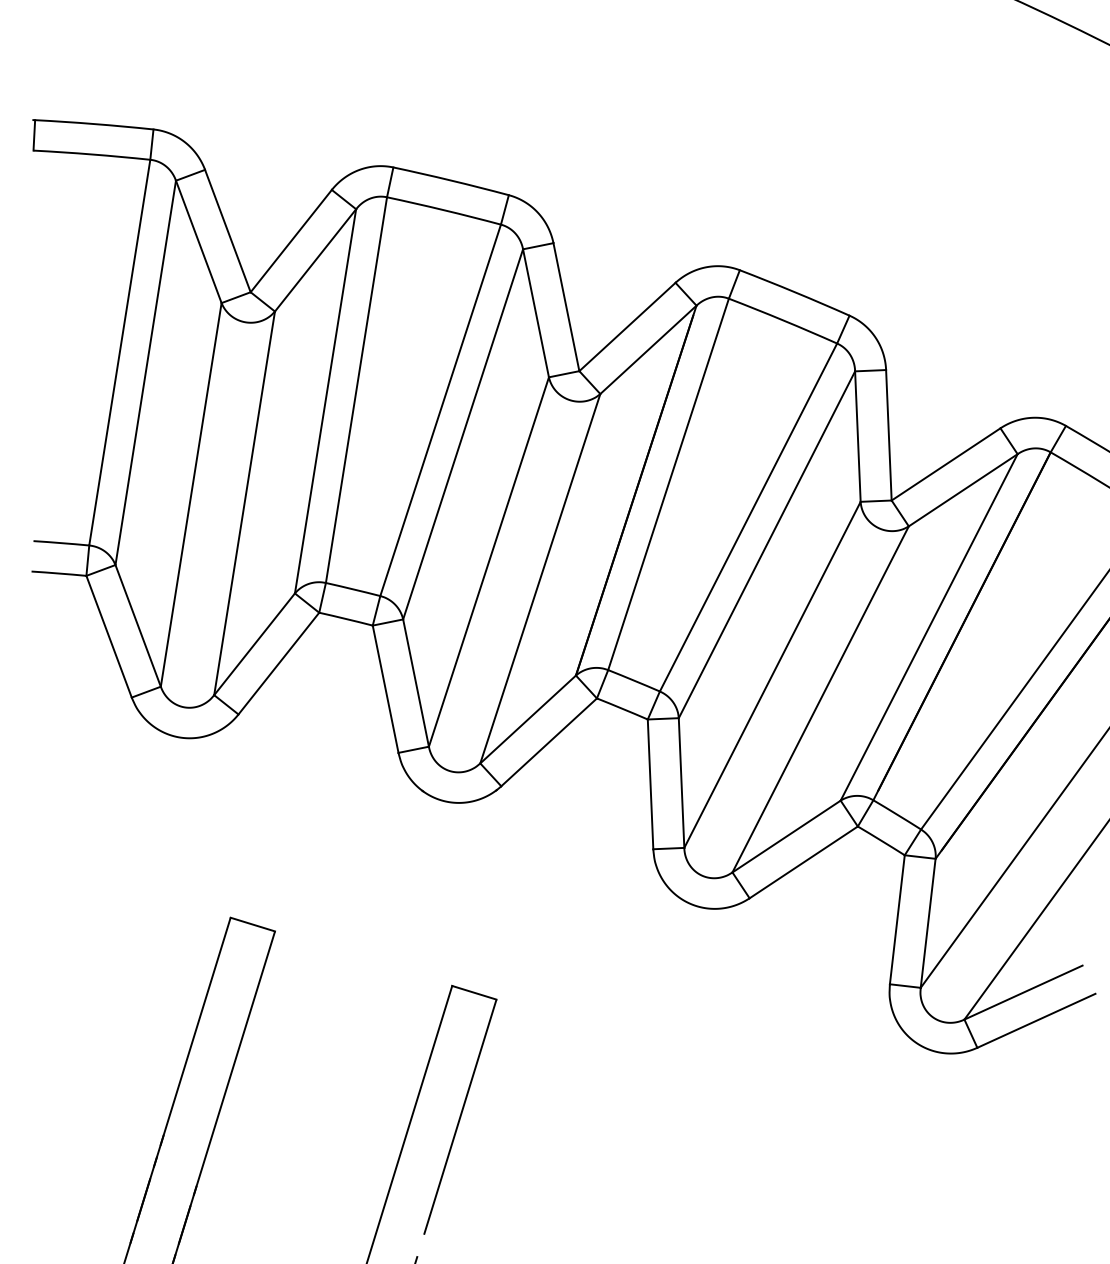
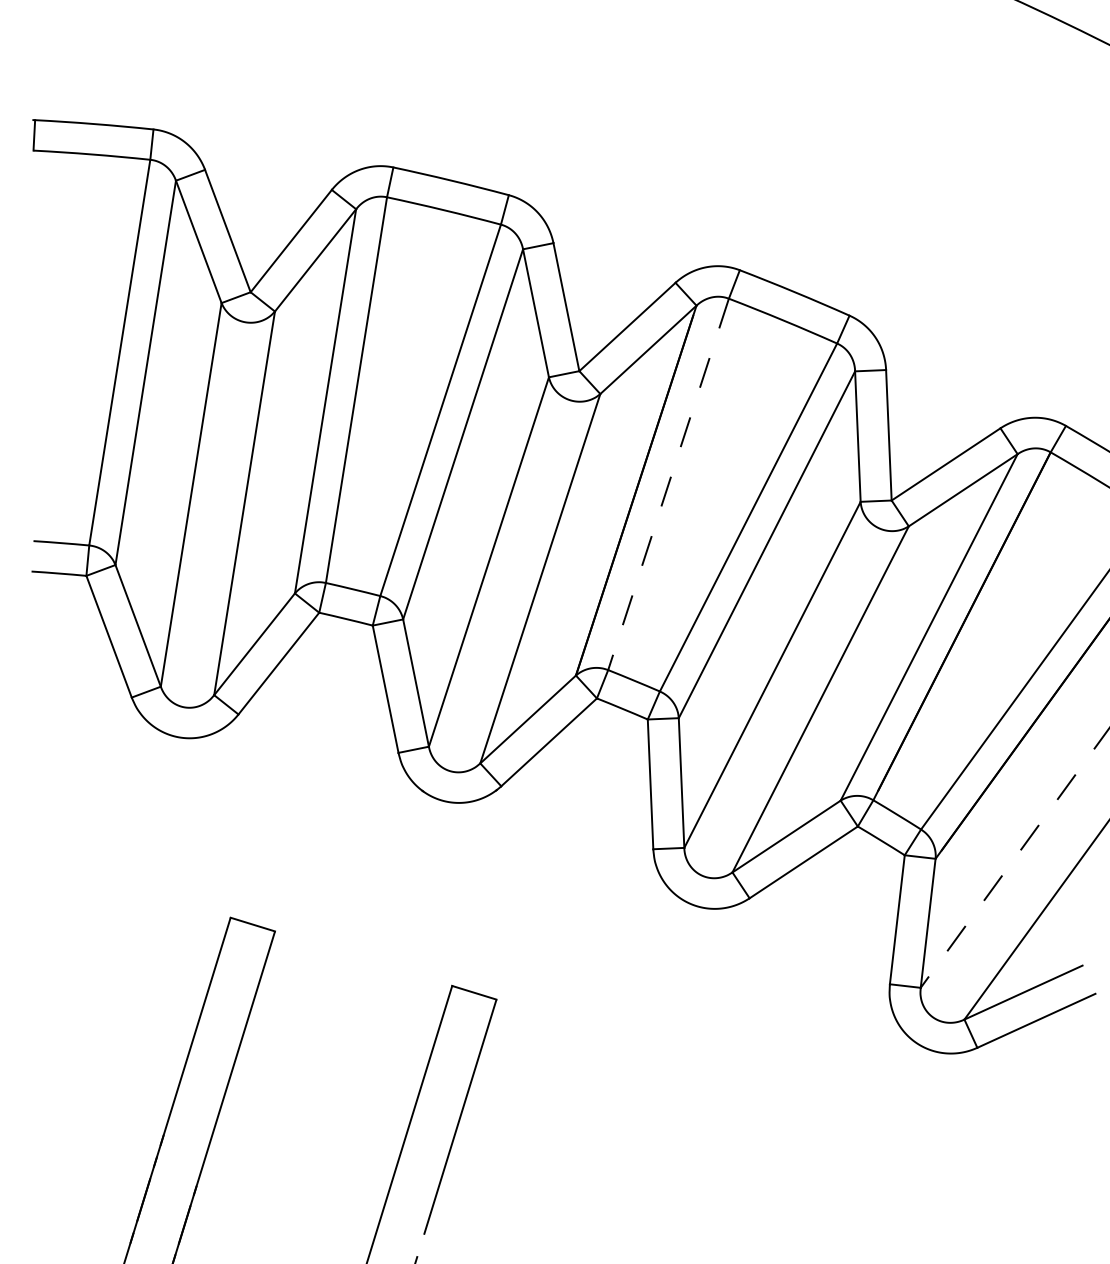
line: solid -> dashed (668, 484)
line: solid -> dashed (1015, 857)
